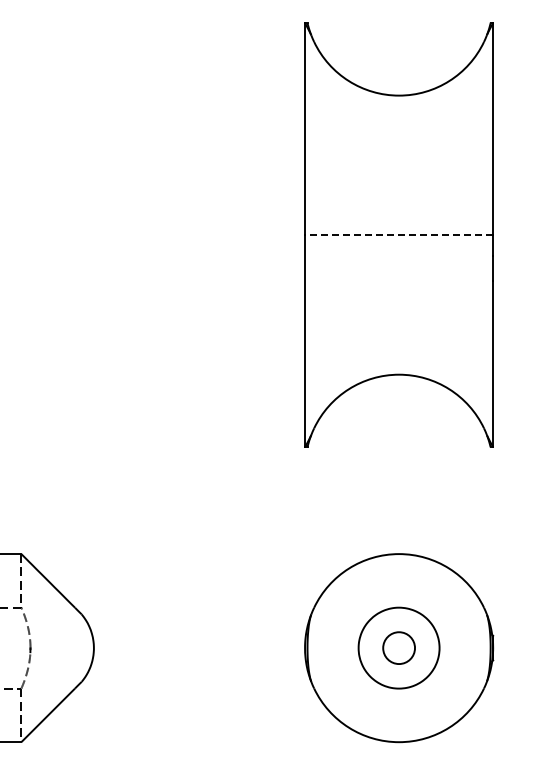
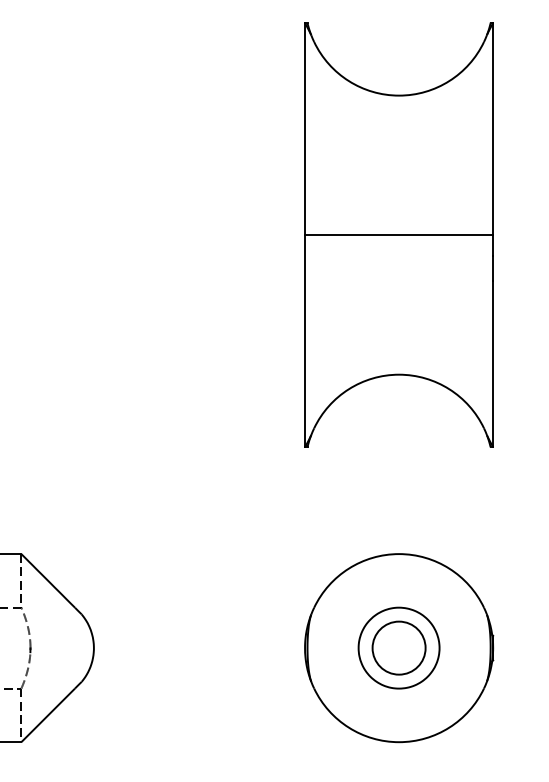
line: dashed -> solid (398, 235)
circle diameter: 32 px -> 53 px (398, 647)
